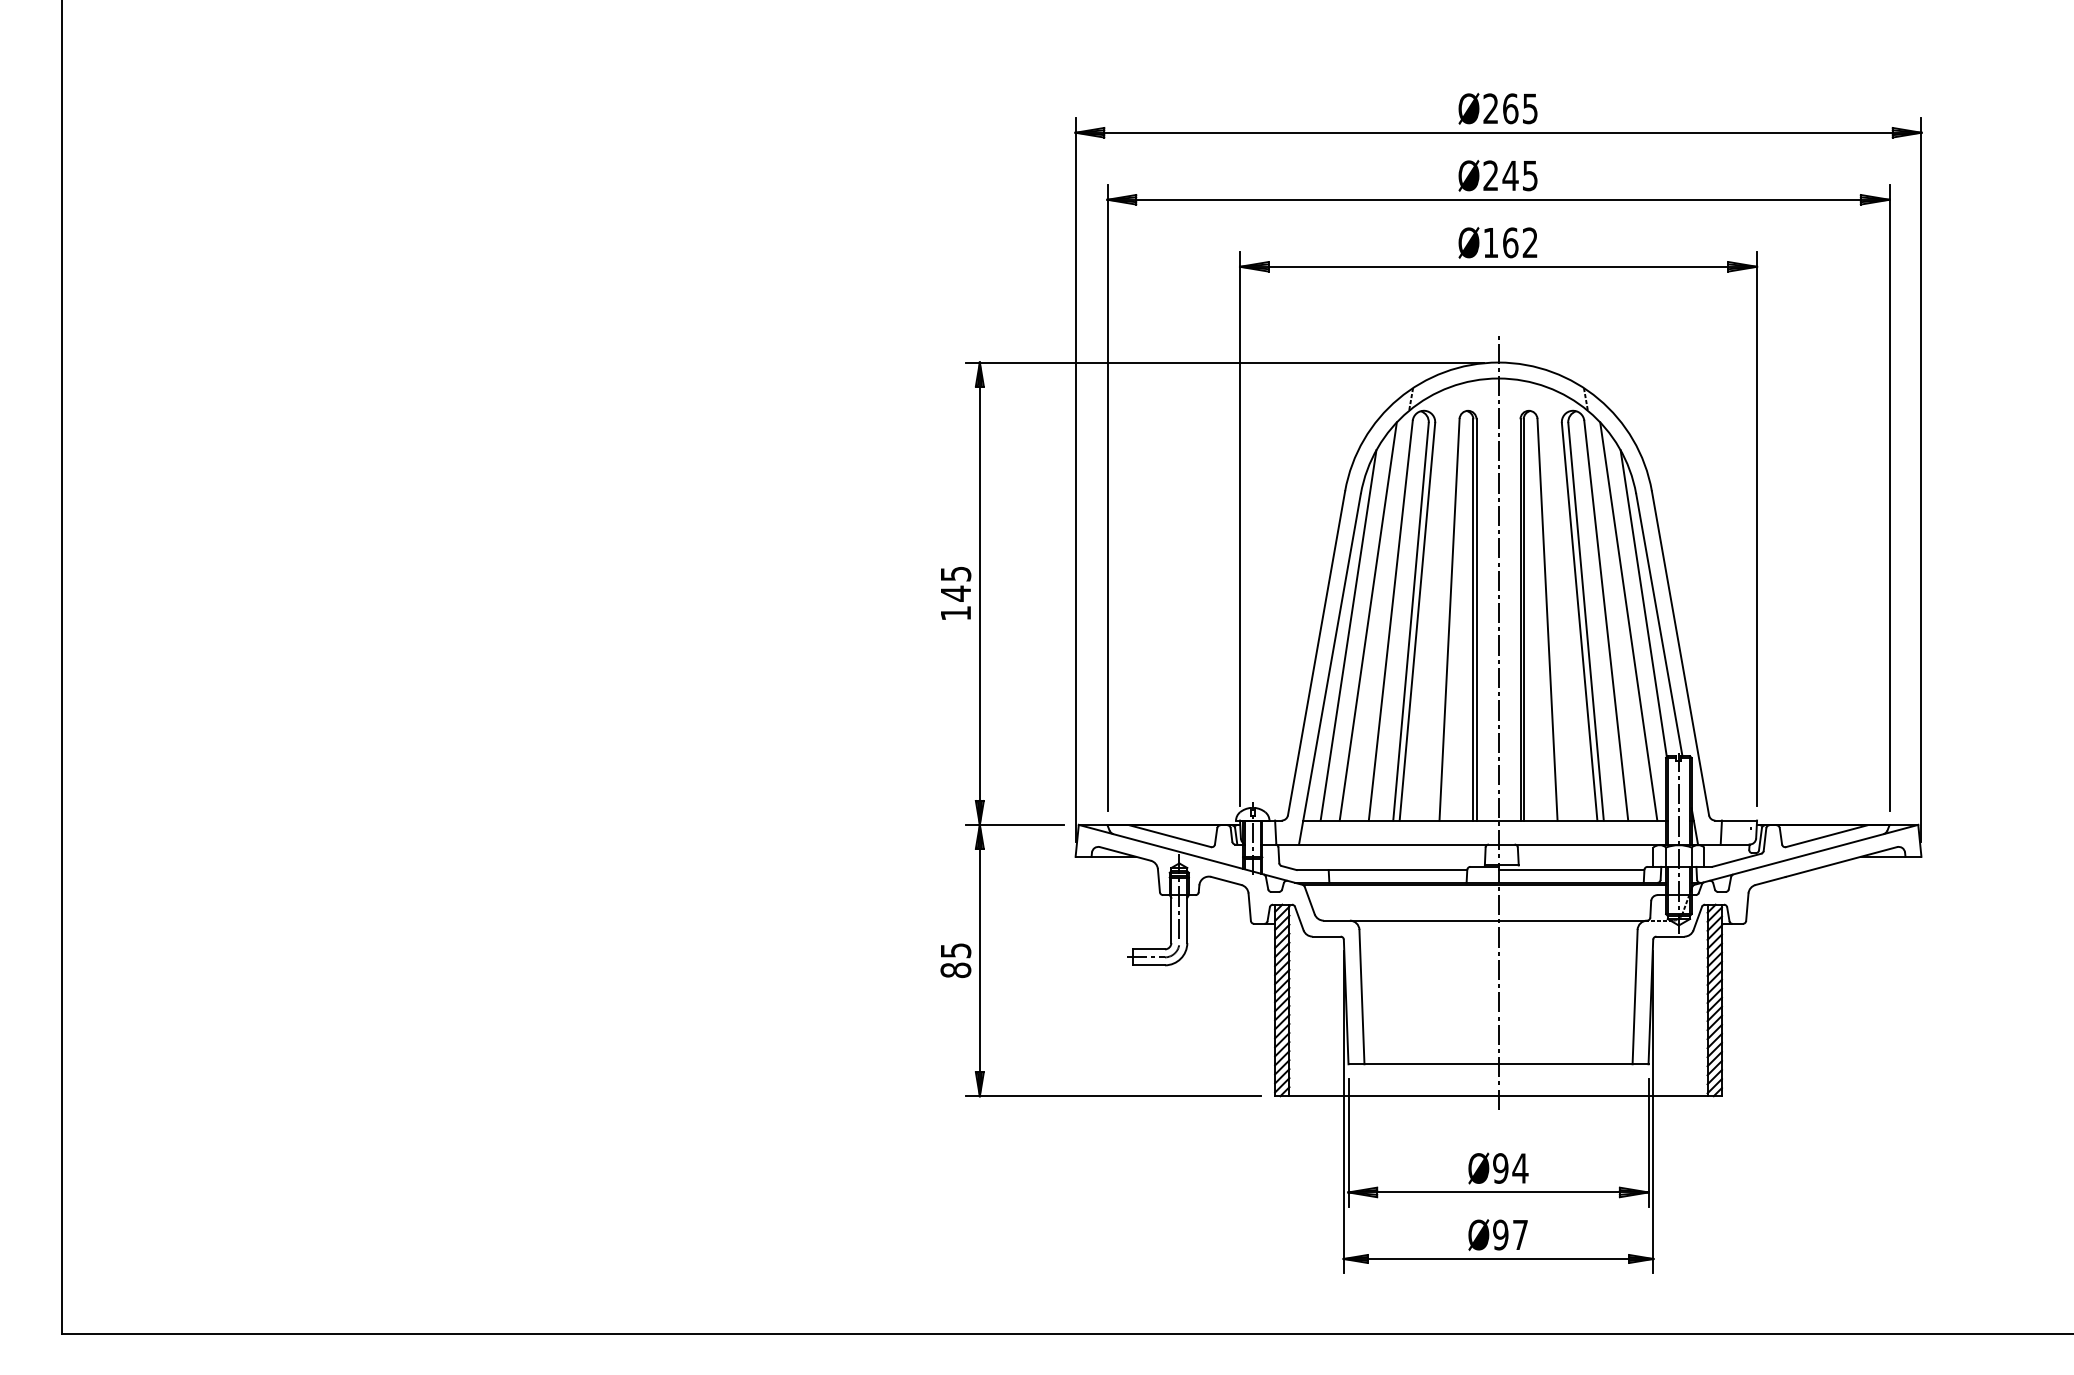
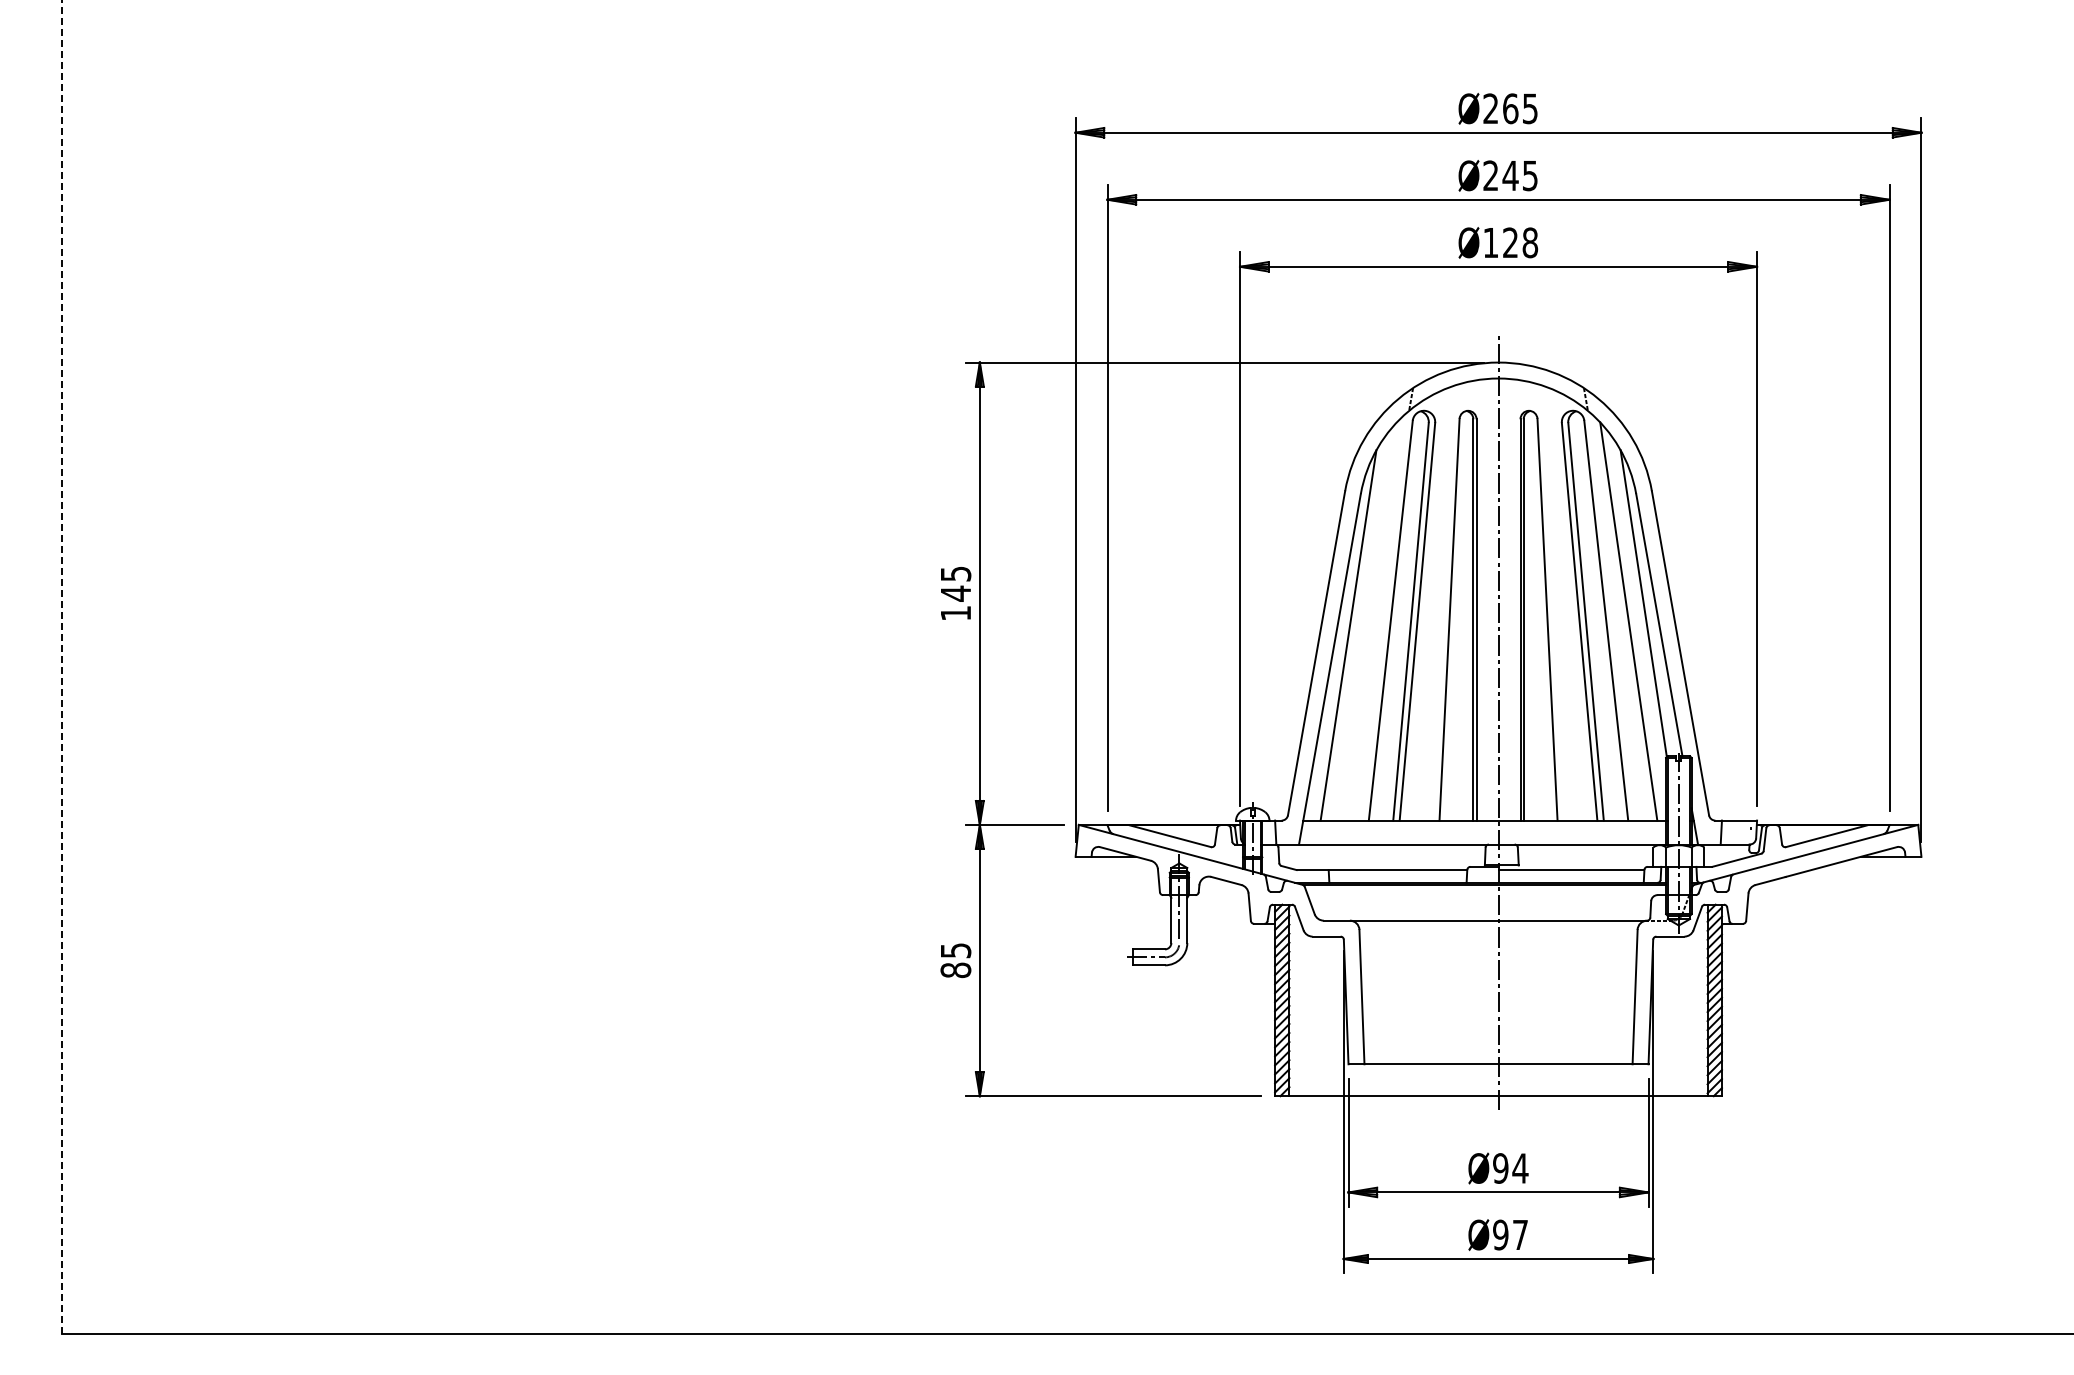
text: Ø162 -> Ø128 (1520, 242)
line: present -> none (1367, 621)
line: solid -> dashed (62, 667)
